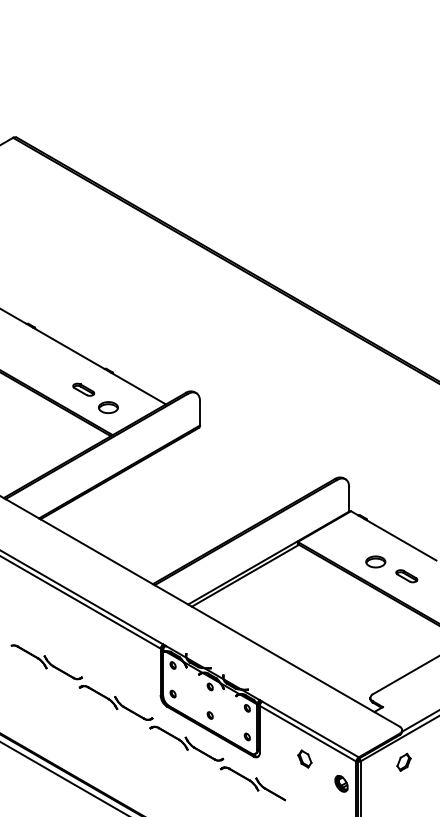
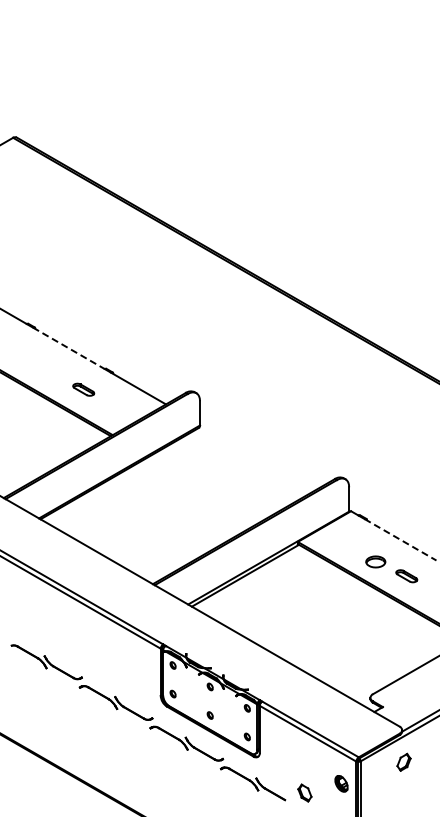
line: solid -> dashed (69, 348)
part: present -> none (108, 407)
line: solid -> dashed (400, 540)
part position: (304, 758) -> (304, 792) (304, 792)
line: present -> none (63, 778)
